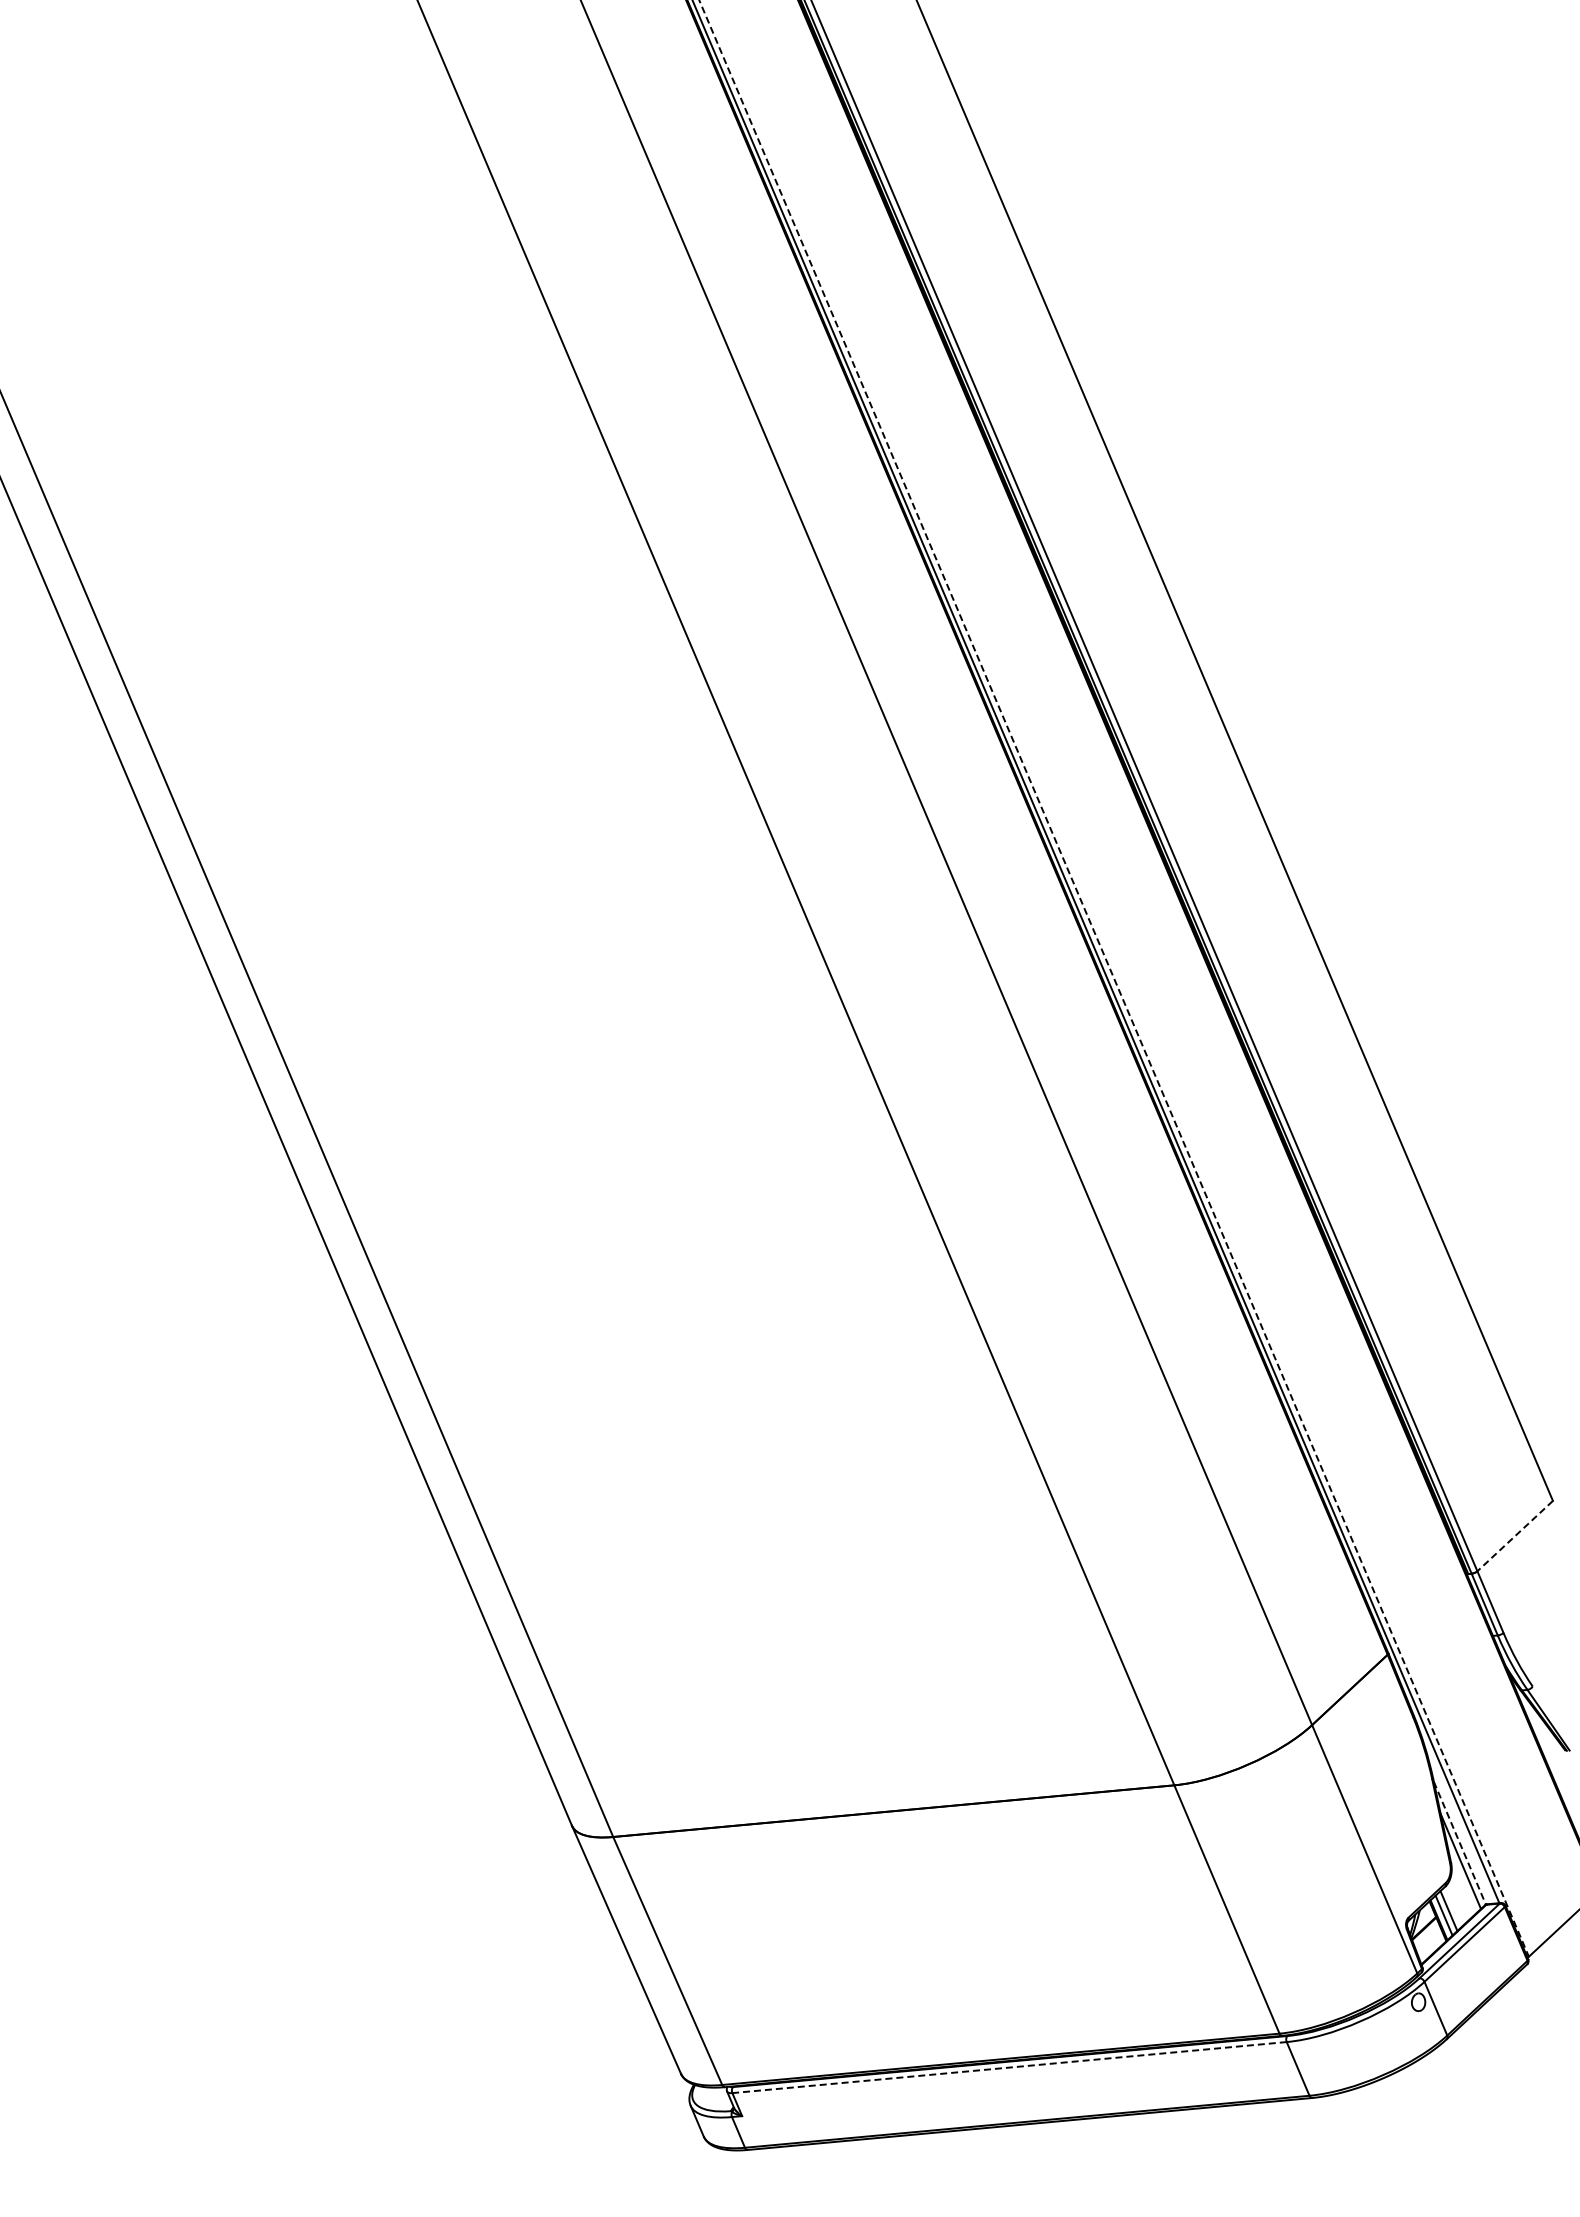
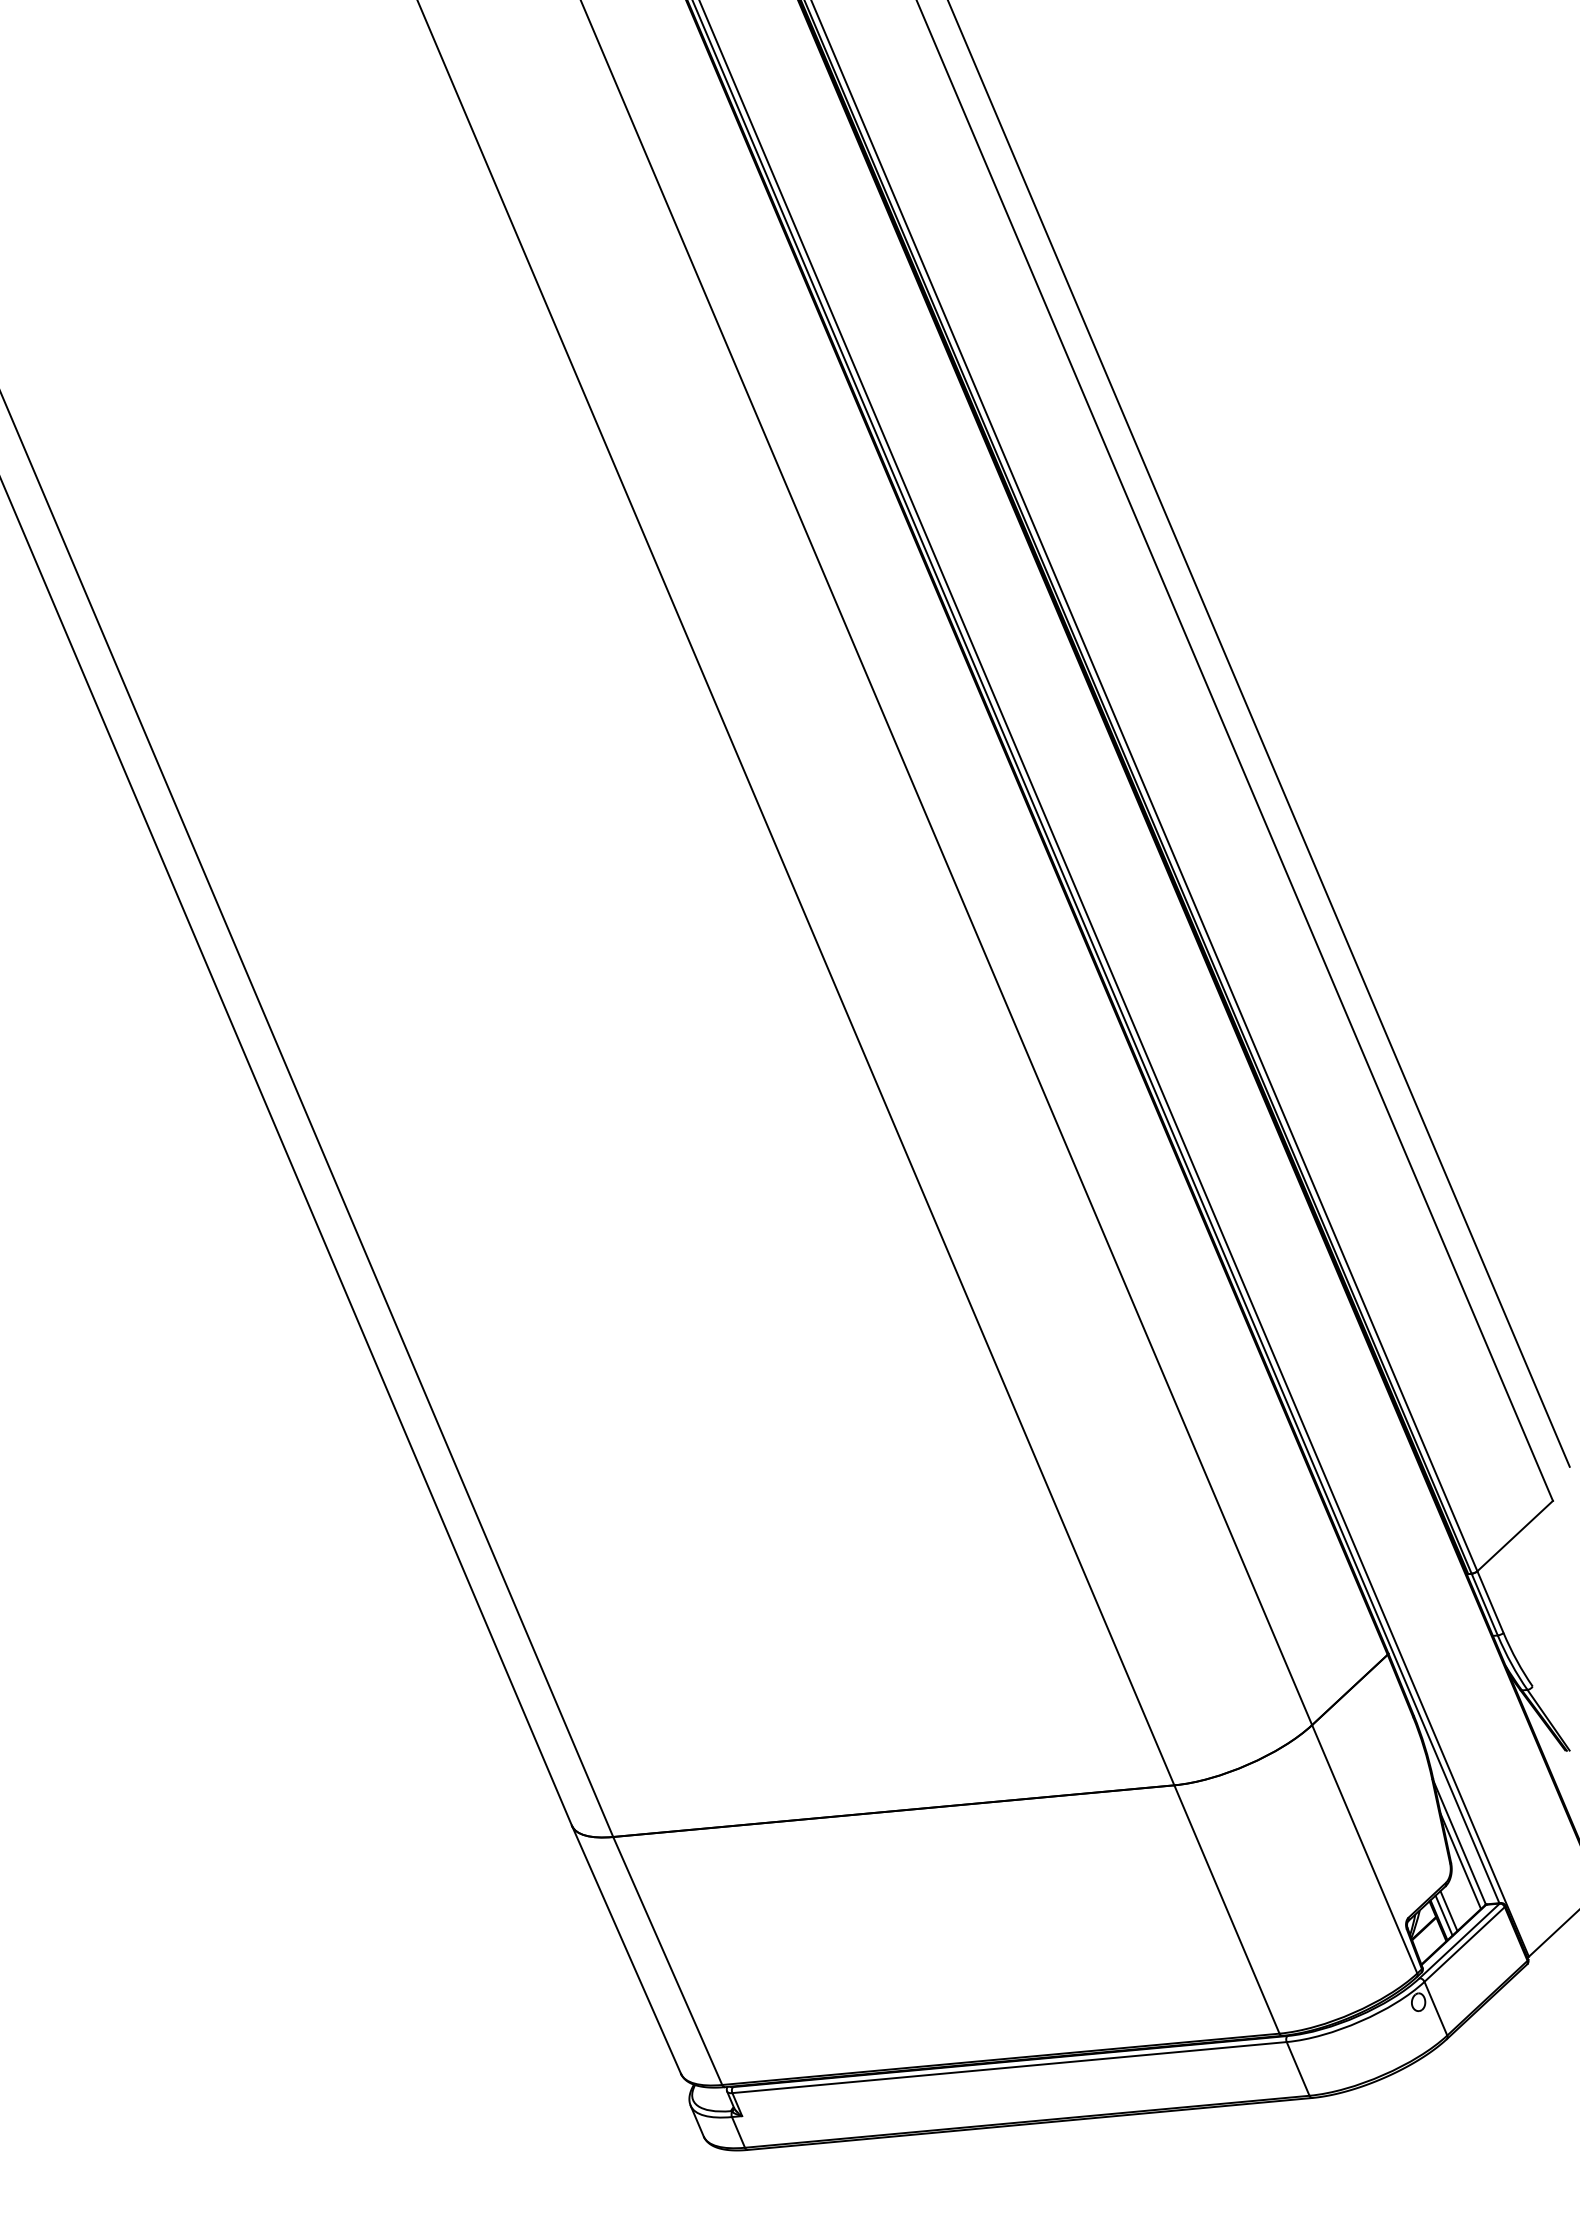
line: none -> present (1258, 734)
line: dashed -> solid (1114, 979)
line: dashed -> solid (1515, 1536)
line: dashed -> solid (1459, 1843)
line: dashed -> solid (1009, 2067)
